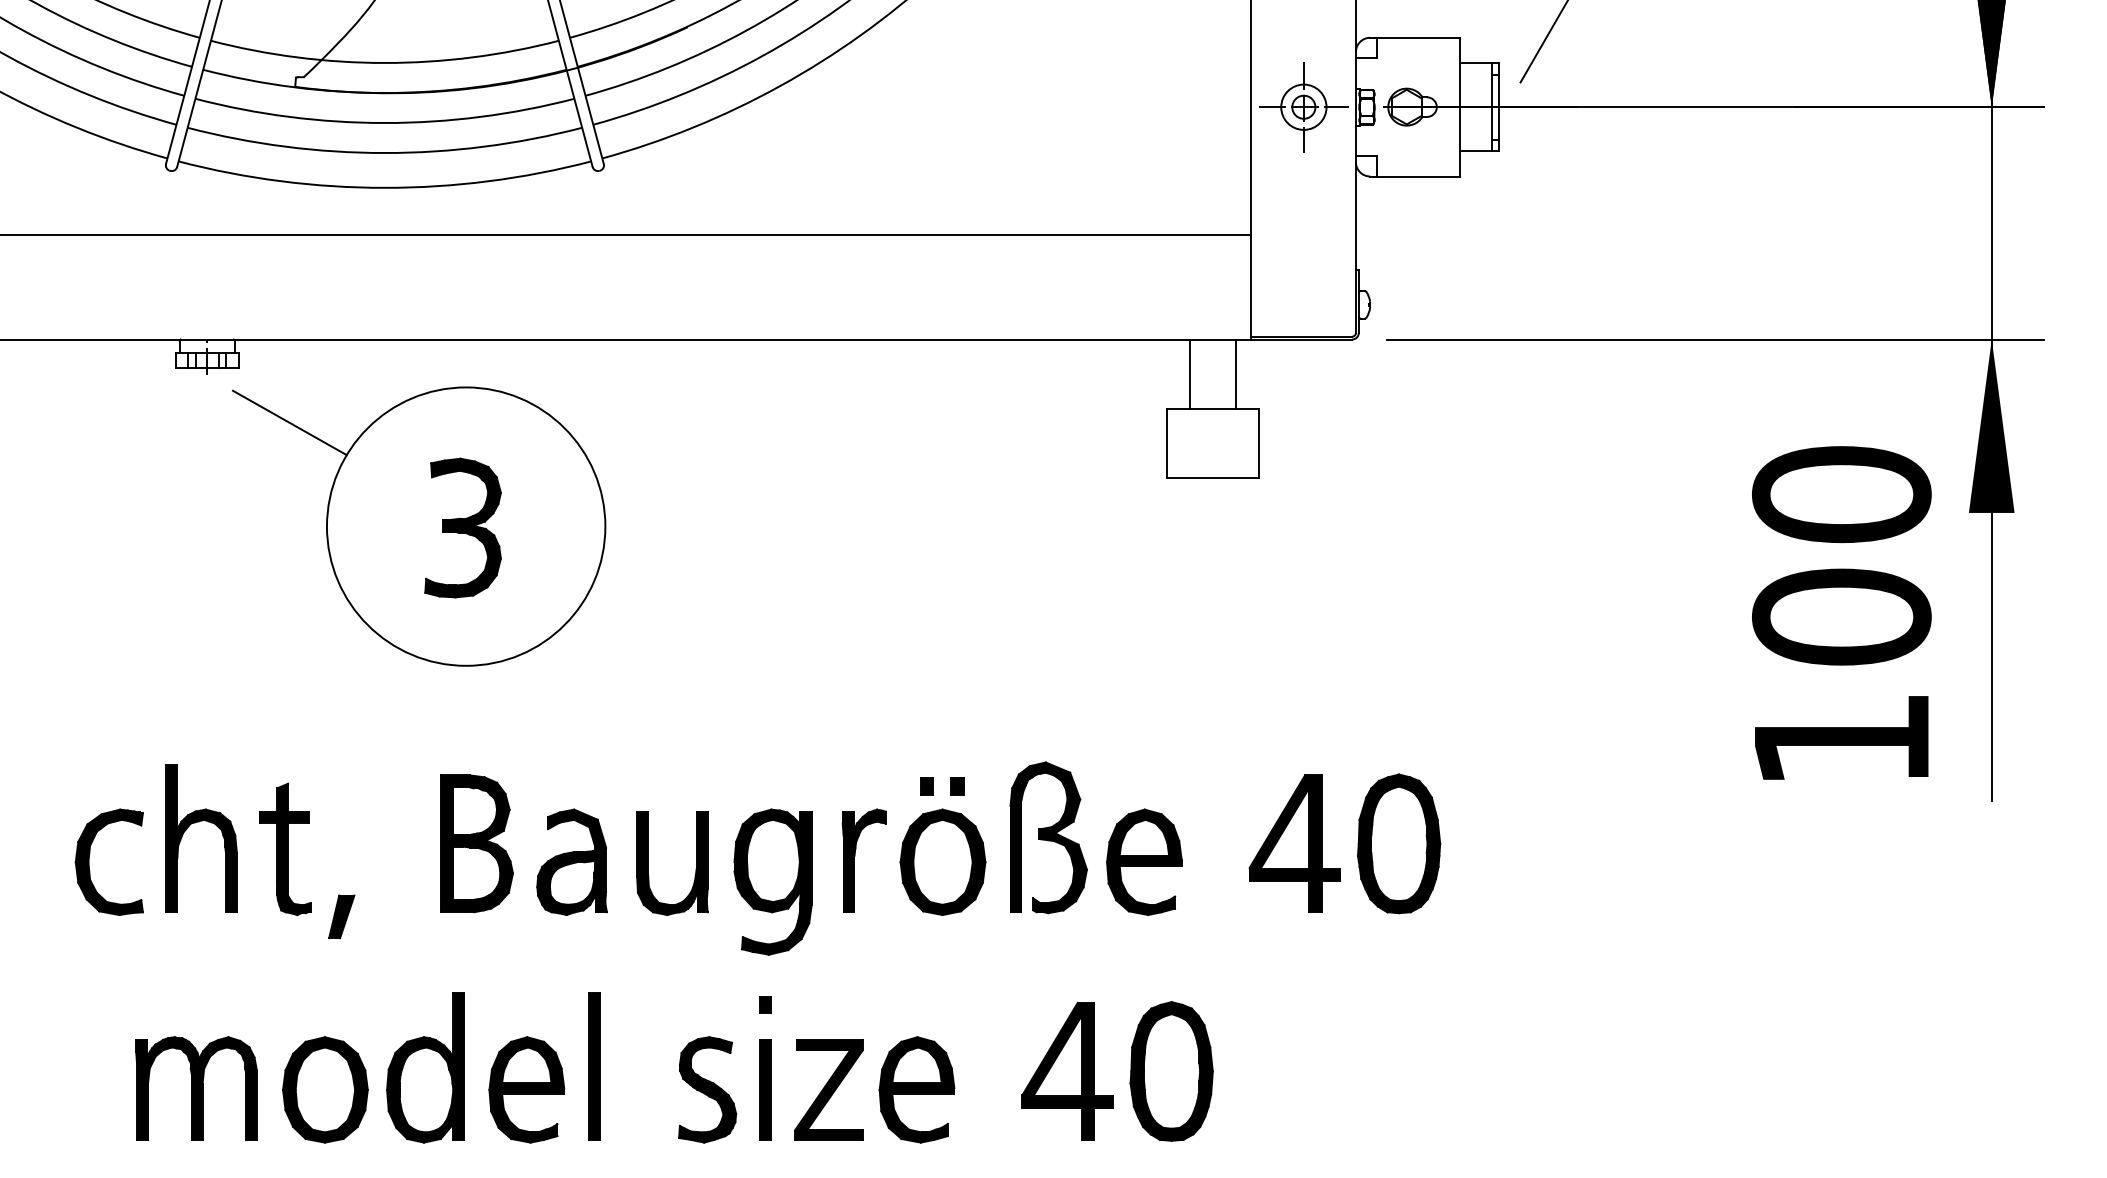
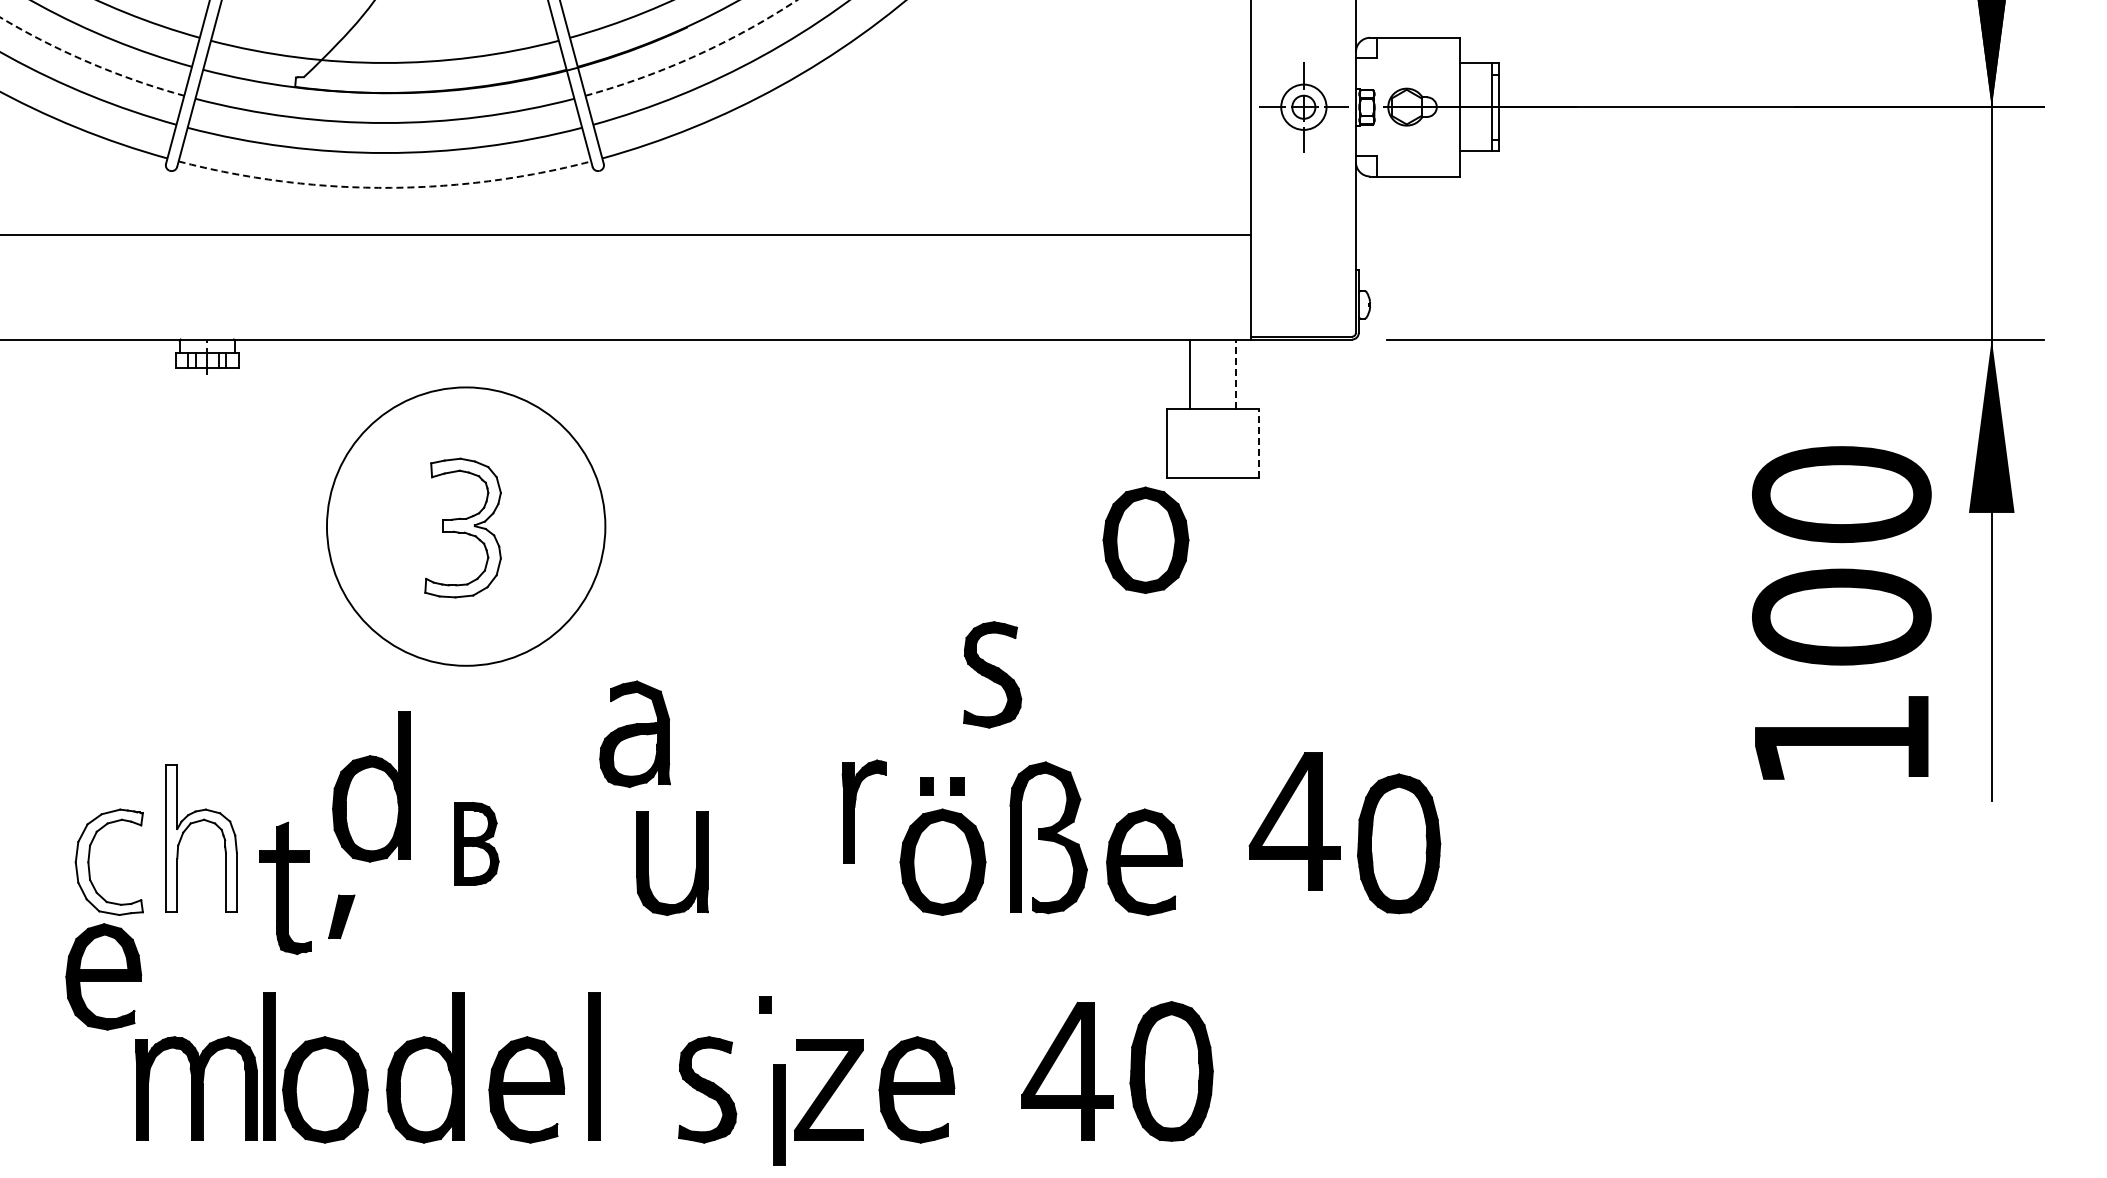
line: present -> none (1543, 42)
arc: solid -> dashed (695, 56)
arc: solid -> dashed (89, 62)
arc: solid -> dashed (384, 187)
line: solid -> dashed (1236, 374)
line: present -> none (289, 422)
line: solid -> dashed (1259, 443)
fill: present -> none (462, 527)
part: none -> present (1145, 539)
part: none -> present (992, 674)
part: none -> present (371, 786)
fill: present -> none (201, 838)
part size: 74x140 px -> 46x85 px (476, 843)
part position: (1294, 843) -> (1294, 821) (1294, 821)
part position: (285, 849) -> (285, 888) (285, 888)
part position: (855, 856) -> (855, 807) (855, 807)
part position: (571, 861) -> (634, 733) (634, 733)
fill: present -> none (108, 862)
part: present -> none (772, 881)
part: none -> present (103, 976)
part: none -> present (269, 1066)
part position: (765, 1089) -> (779, 1114) (779, 1114)
